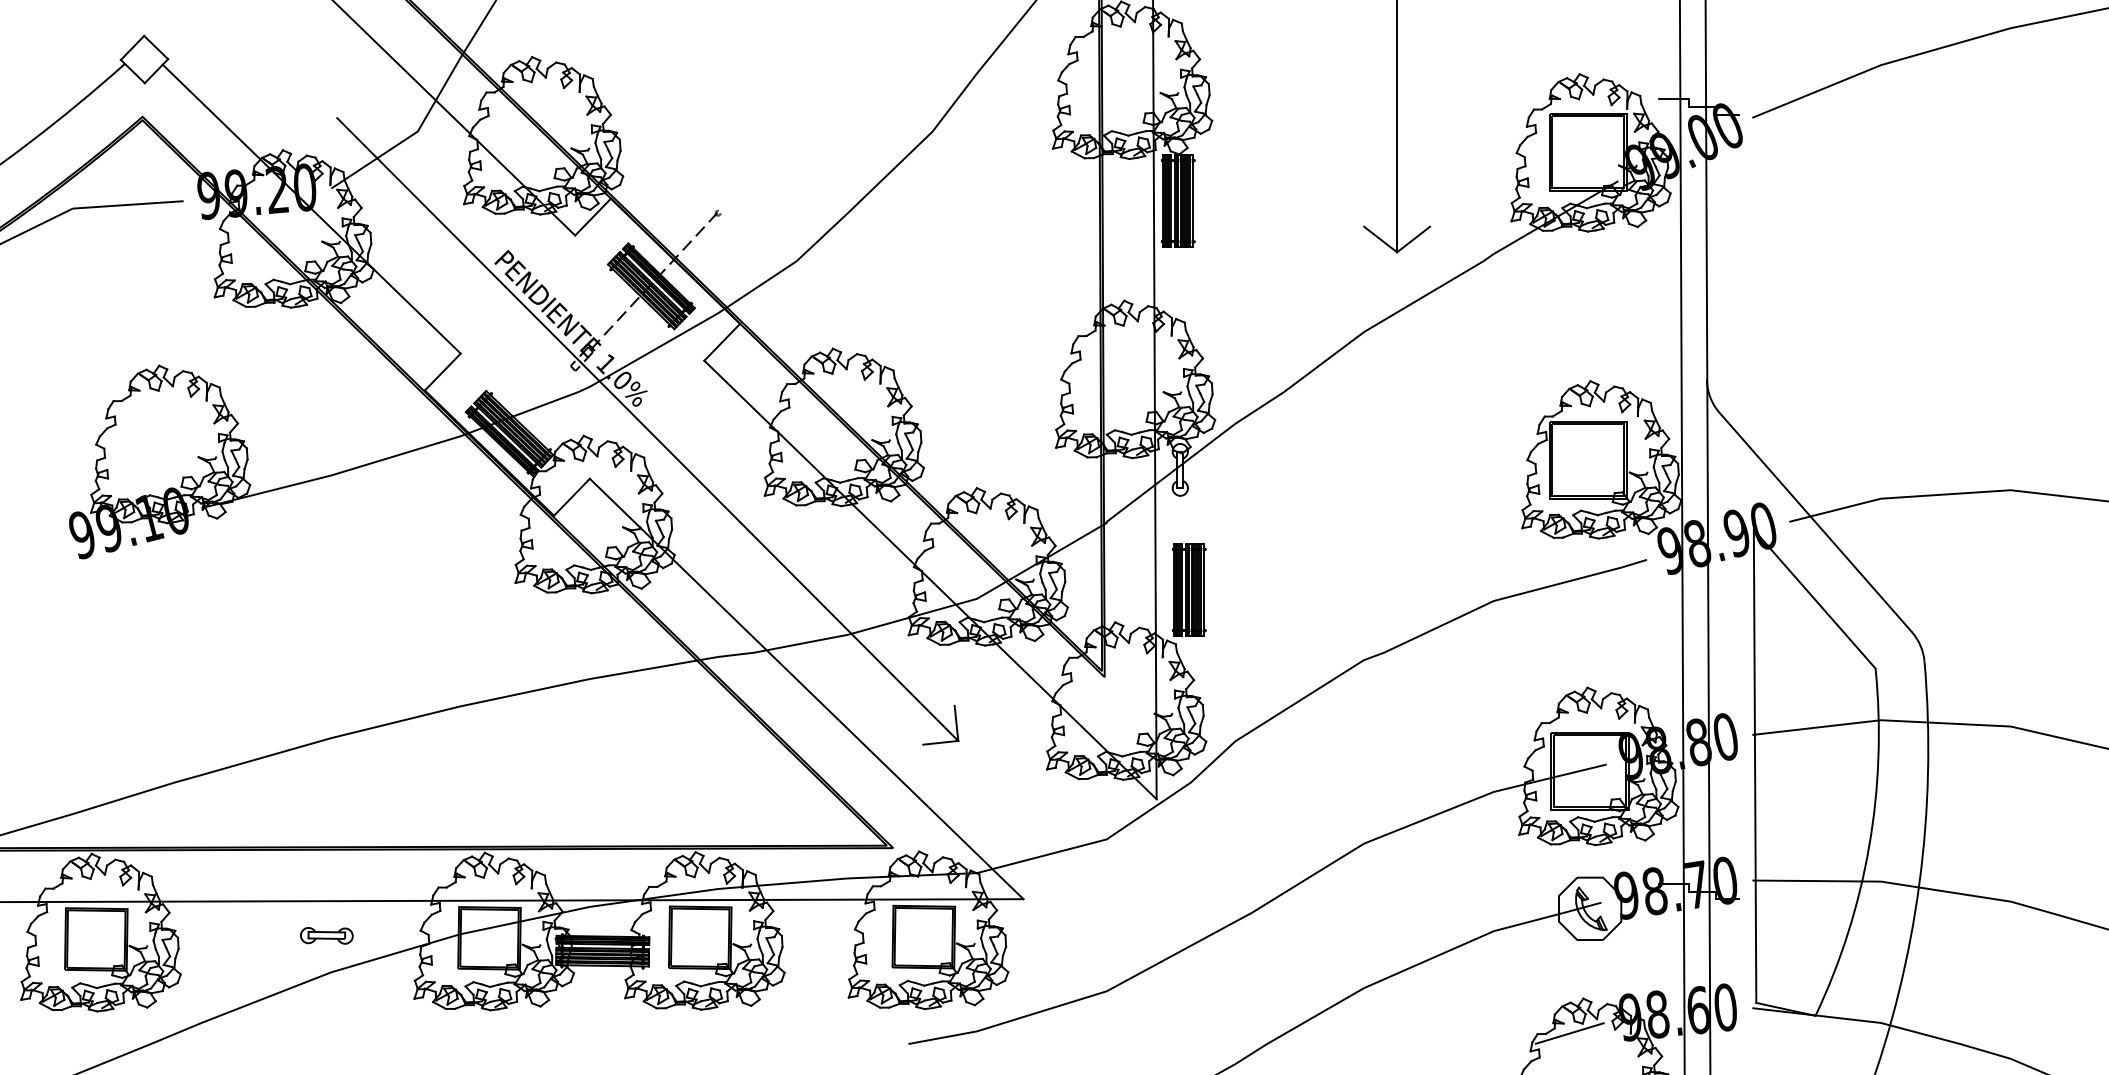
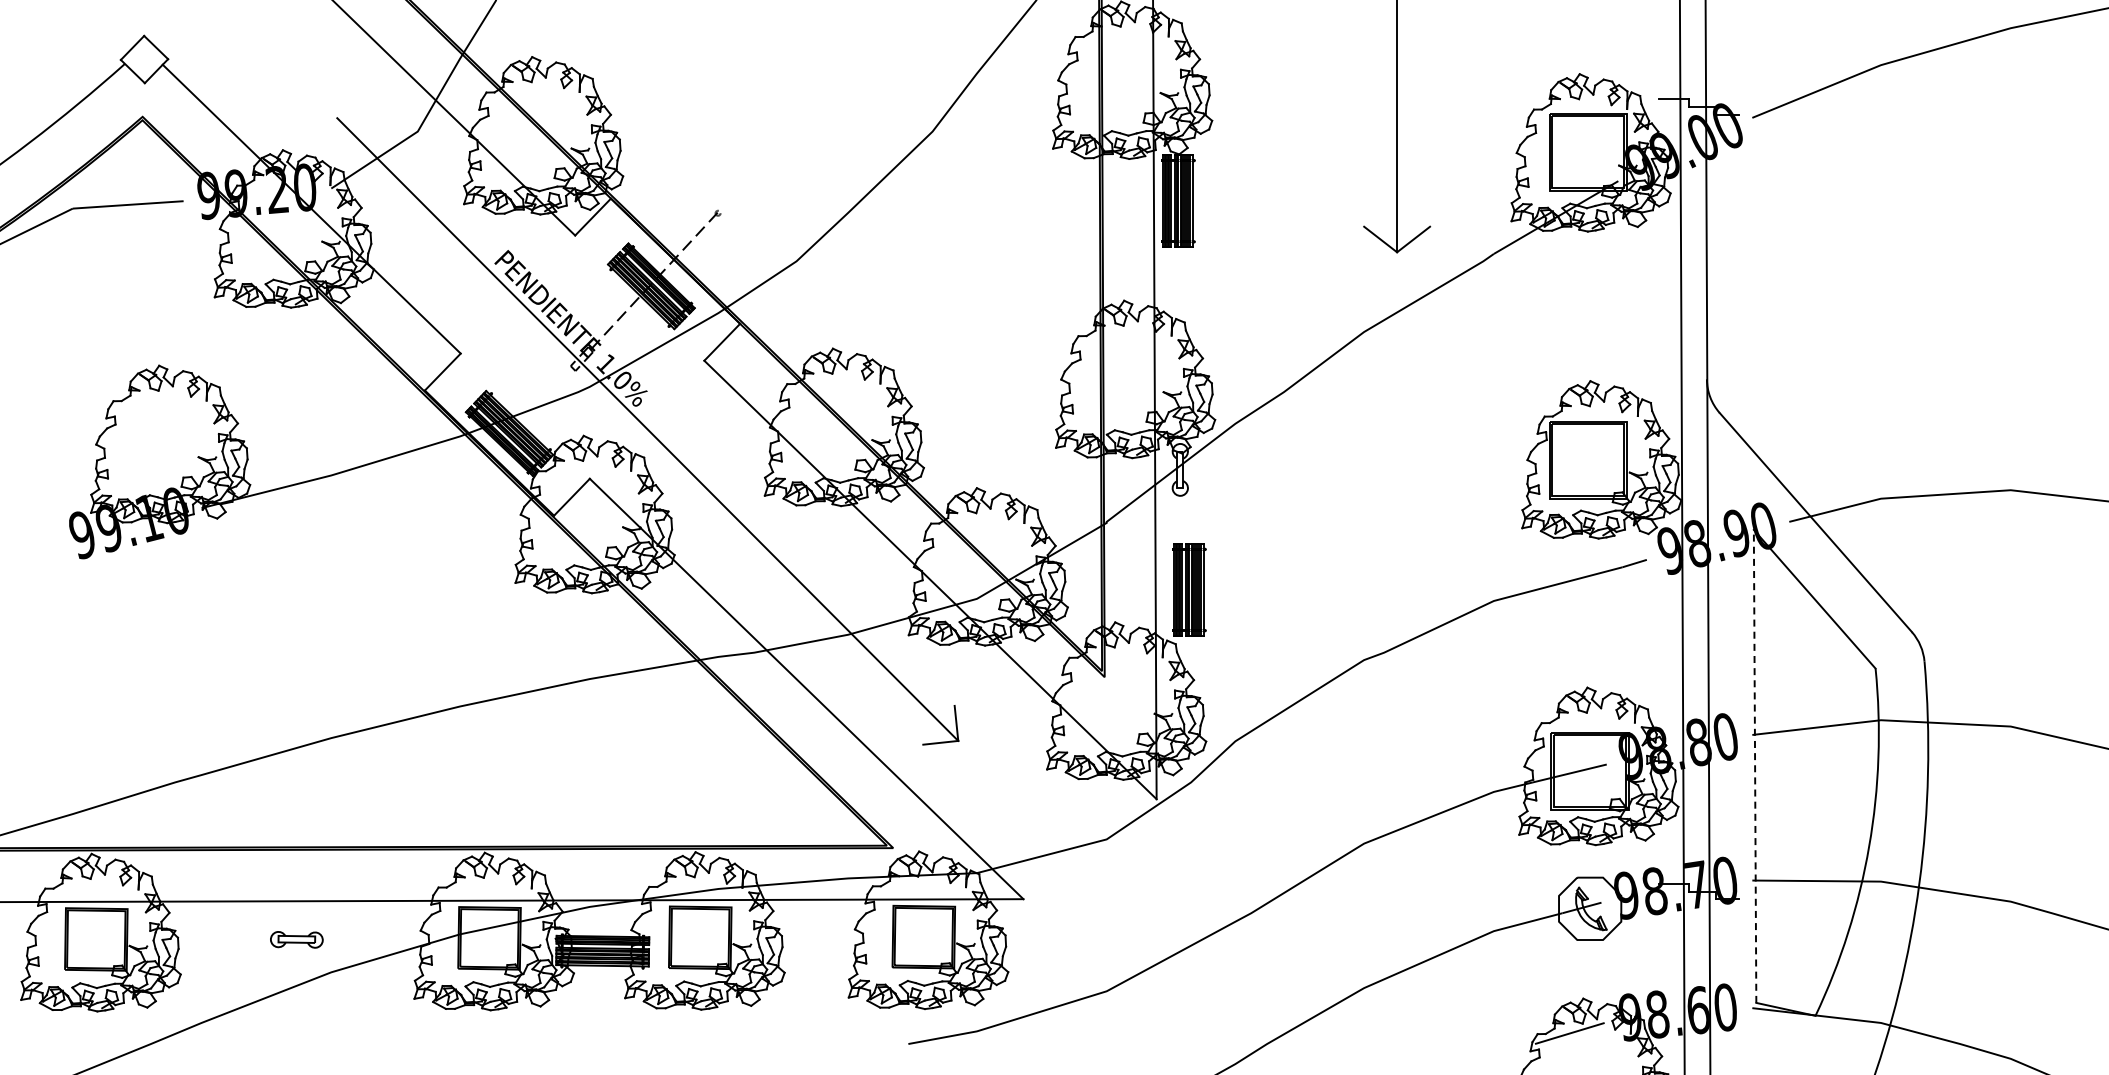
line: solid -> dashed (1755, 766)
part position: (326, 935) -> (296, 939) (296, 939)
